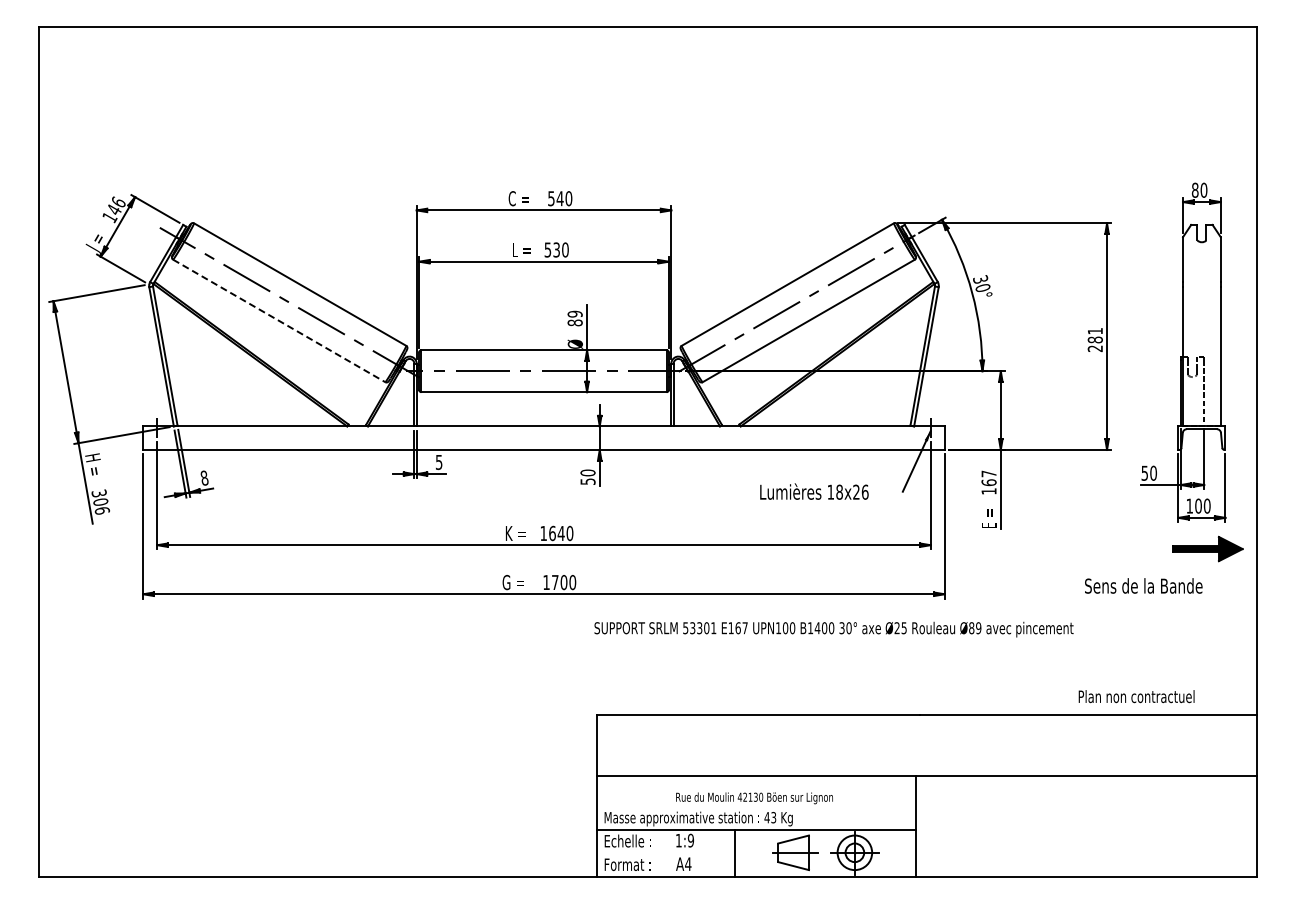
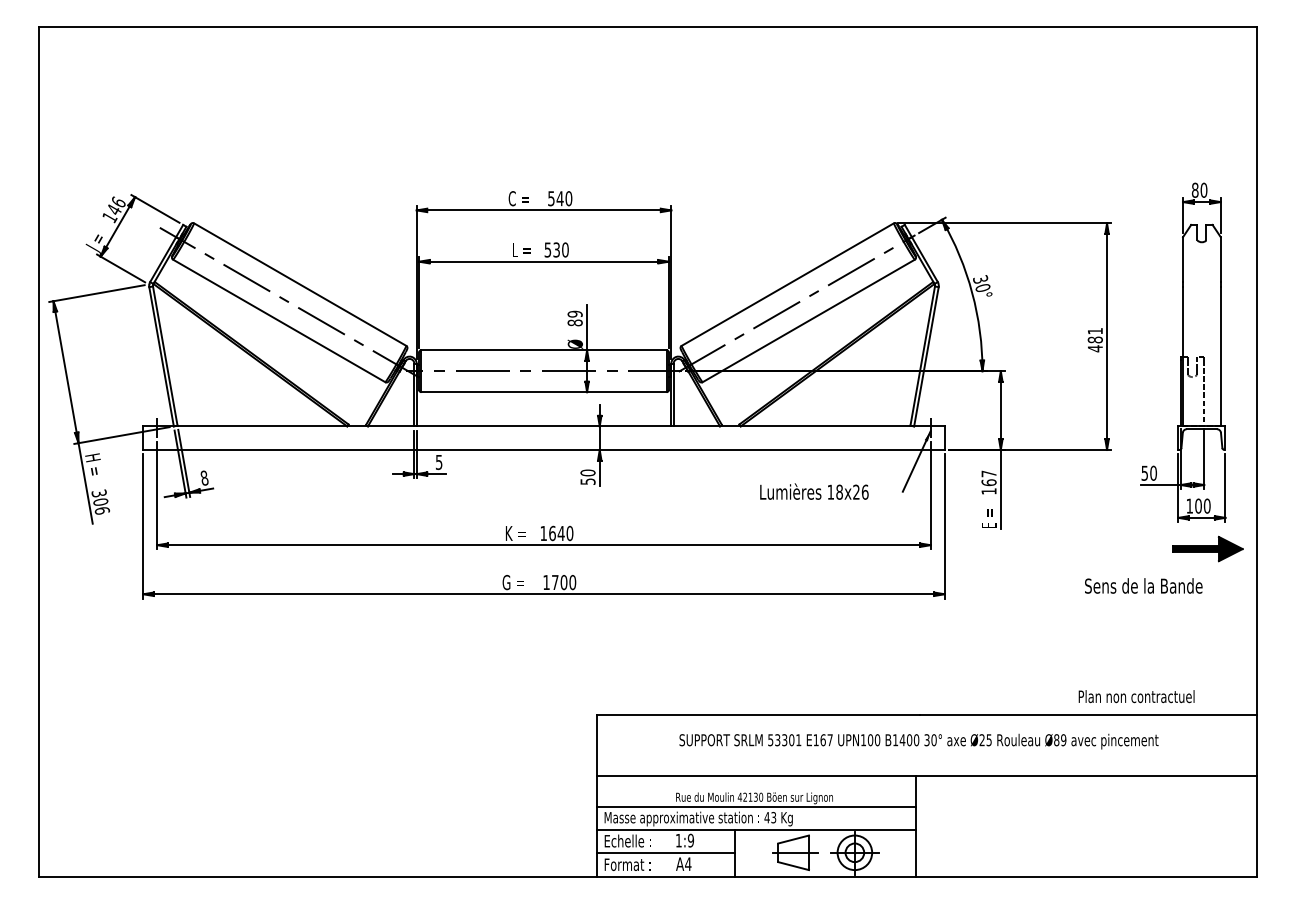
line: dashed -> solid (279, 320)
text: 281 -> 481 (1094, 348)
text position: (833, 629) -> (918, 741) (918, 741)
line: none -> present (756, 806)
line: none -> present (665, 853)
